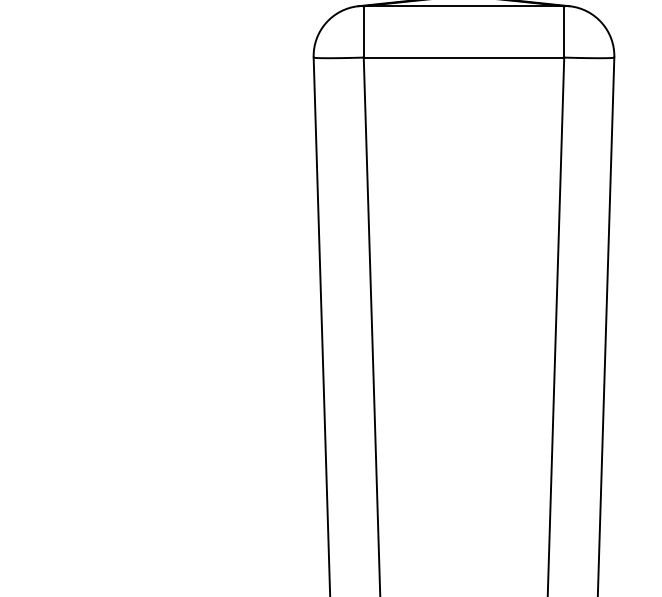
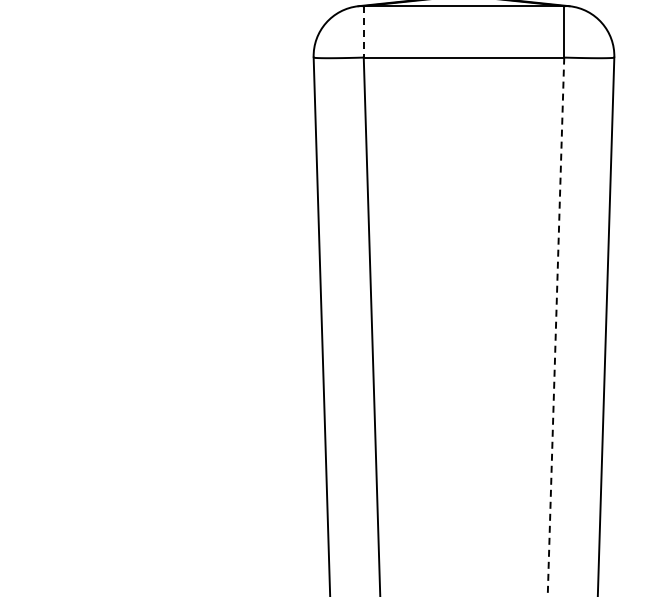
line: solid -> dashed (363, 31)
line: solid -> dashed (555, 327)
